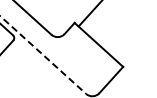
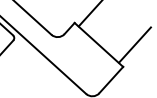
line: none -> present (134, 44)
line: dashed -> solid (43, 55)
